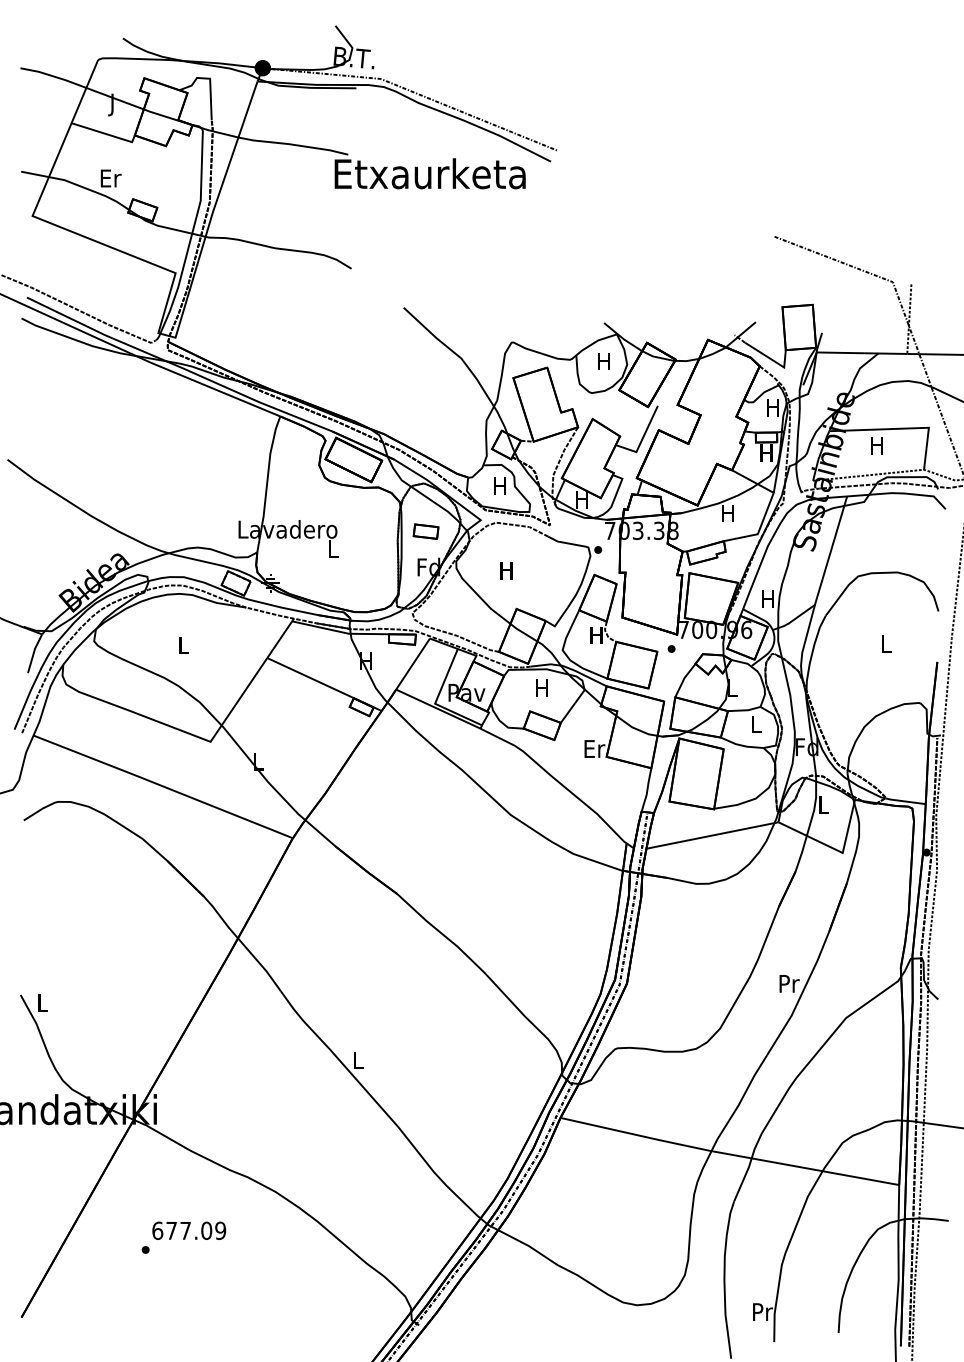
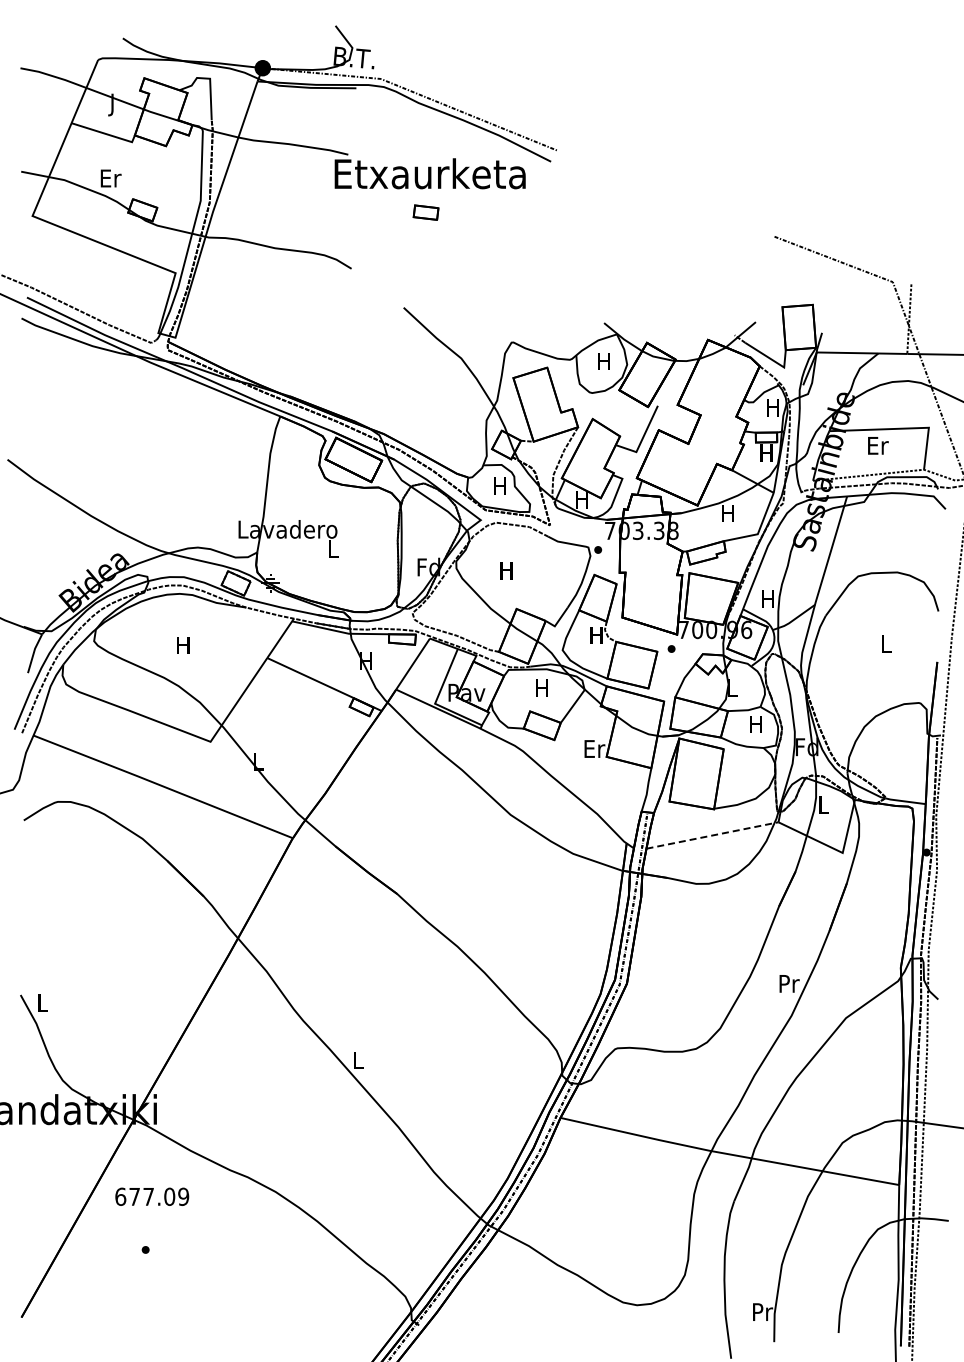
text: H -> Er (878, 445)
part position: (425, 531) -> (425, 212) (425, 212)
text: L -> H (183, 645)
text: L -> H (755, 724)
line: solid -> dashed (712, 835)
text position: (189, 1230) -> (152, 1196) (152, 1196)
